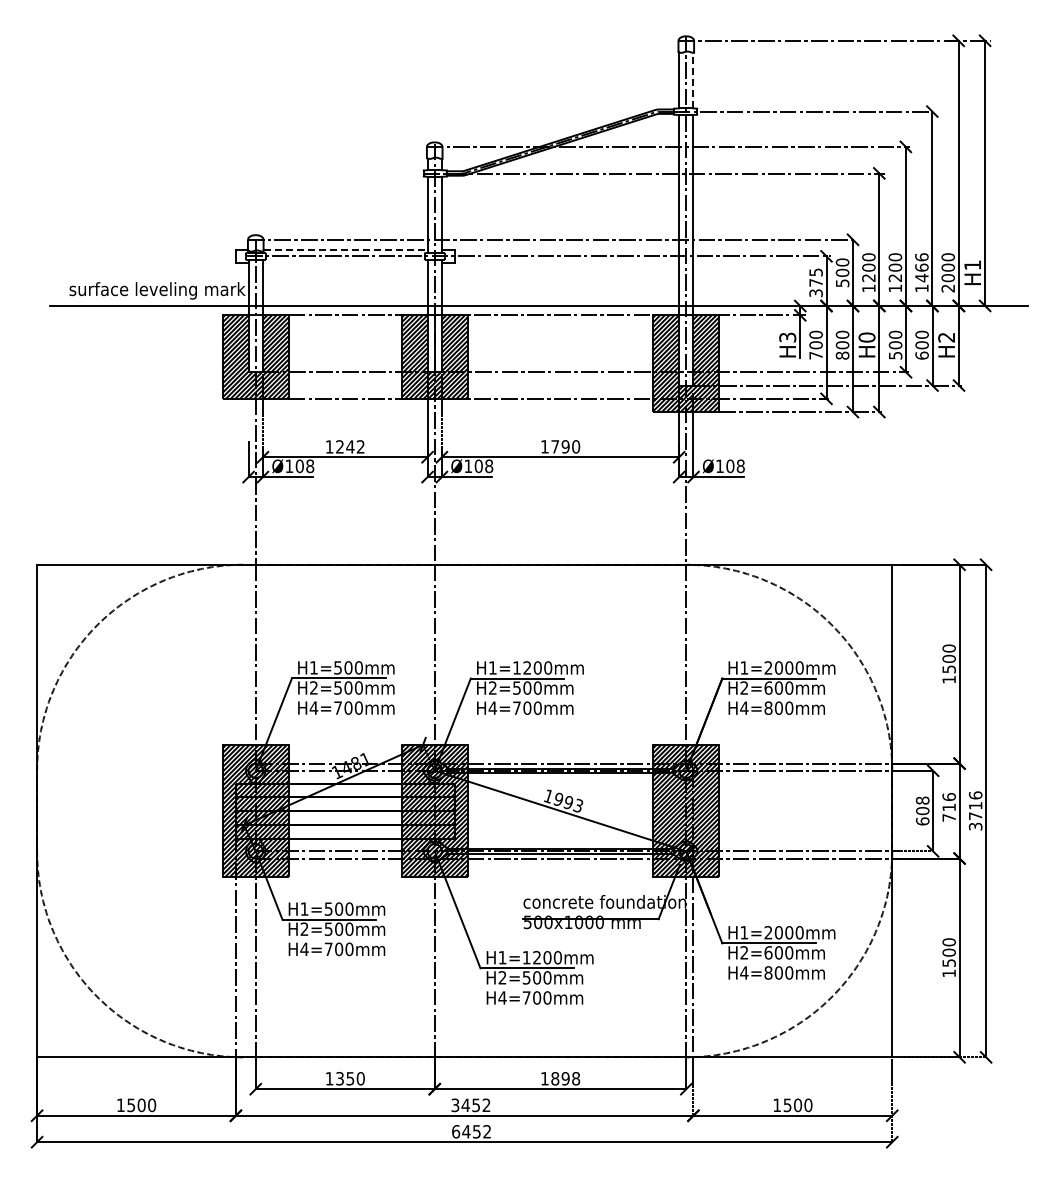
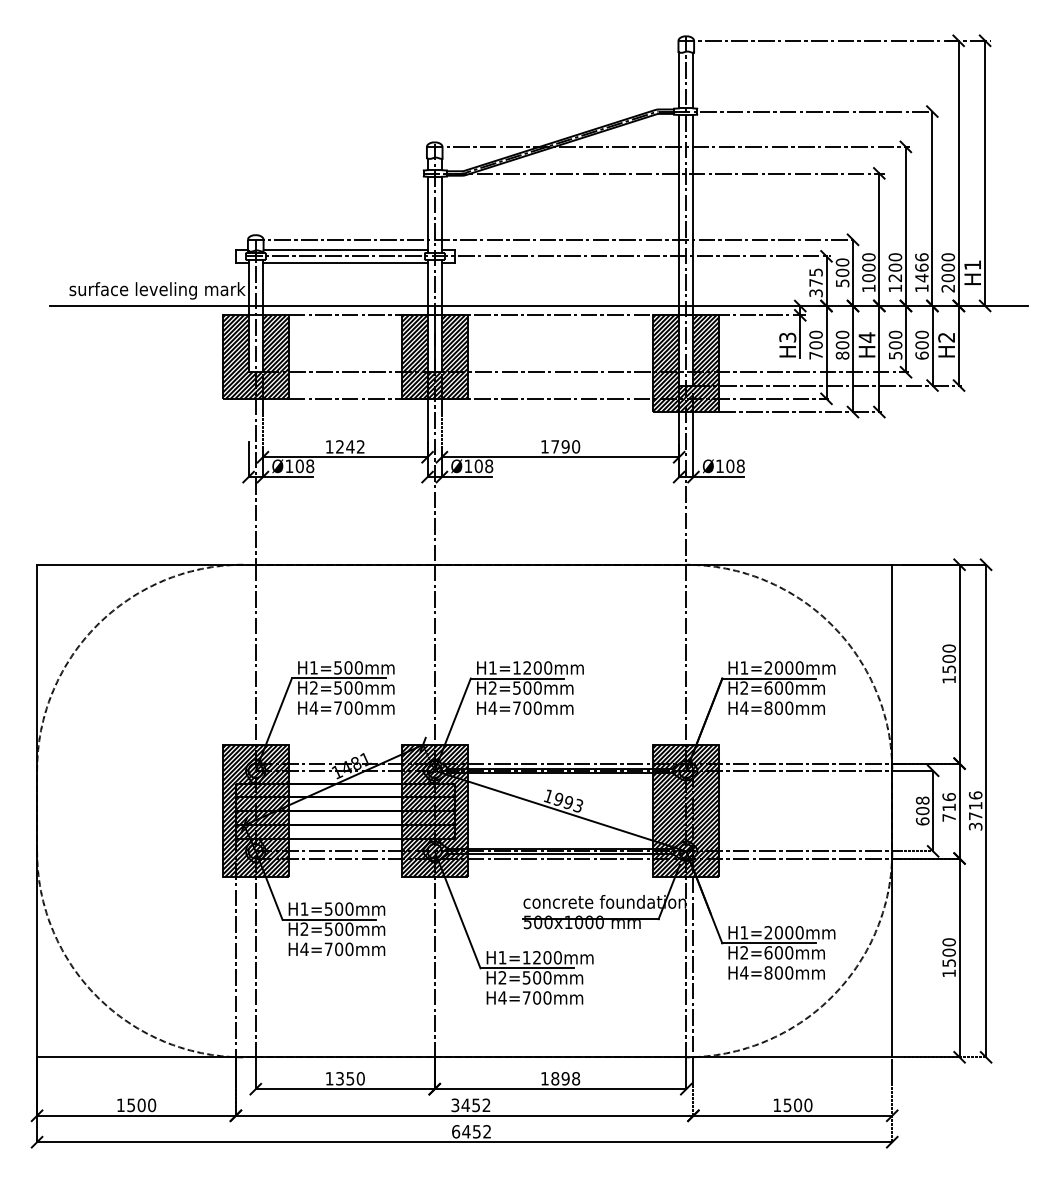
line: dashed -> solid (693, 80)
line: dashed -> solid (345, 249)
line: none -> present (344, 262)
text: 1200 -> 1000 (868, 278)
text: H0 -> H4 (866, 337)
